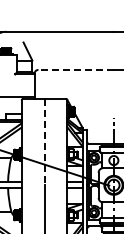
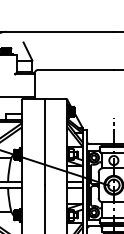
line: dashed -> solid (76, 69)
line: dashed -> solid (44, 142)
